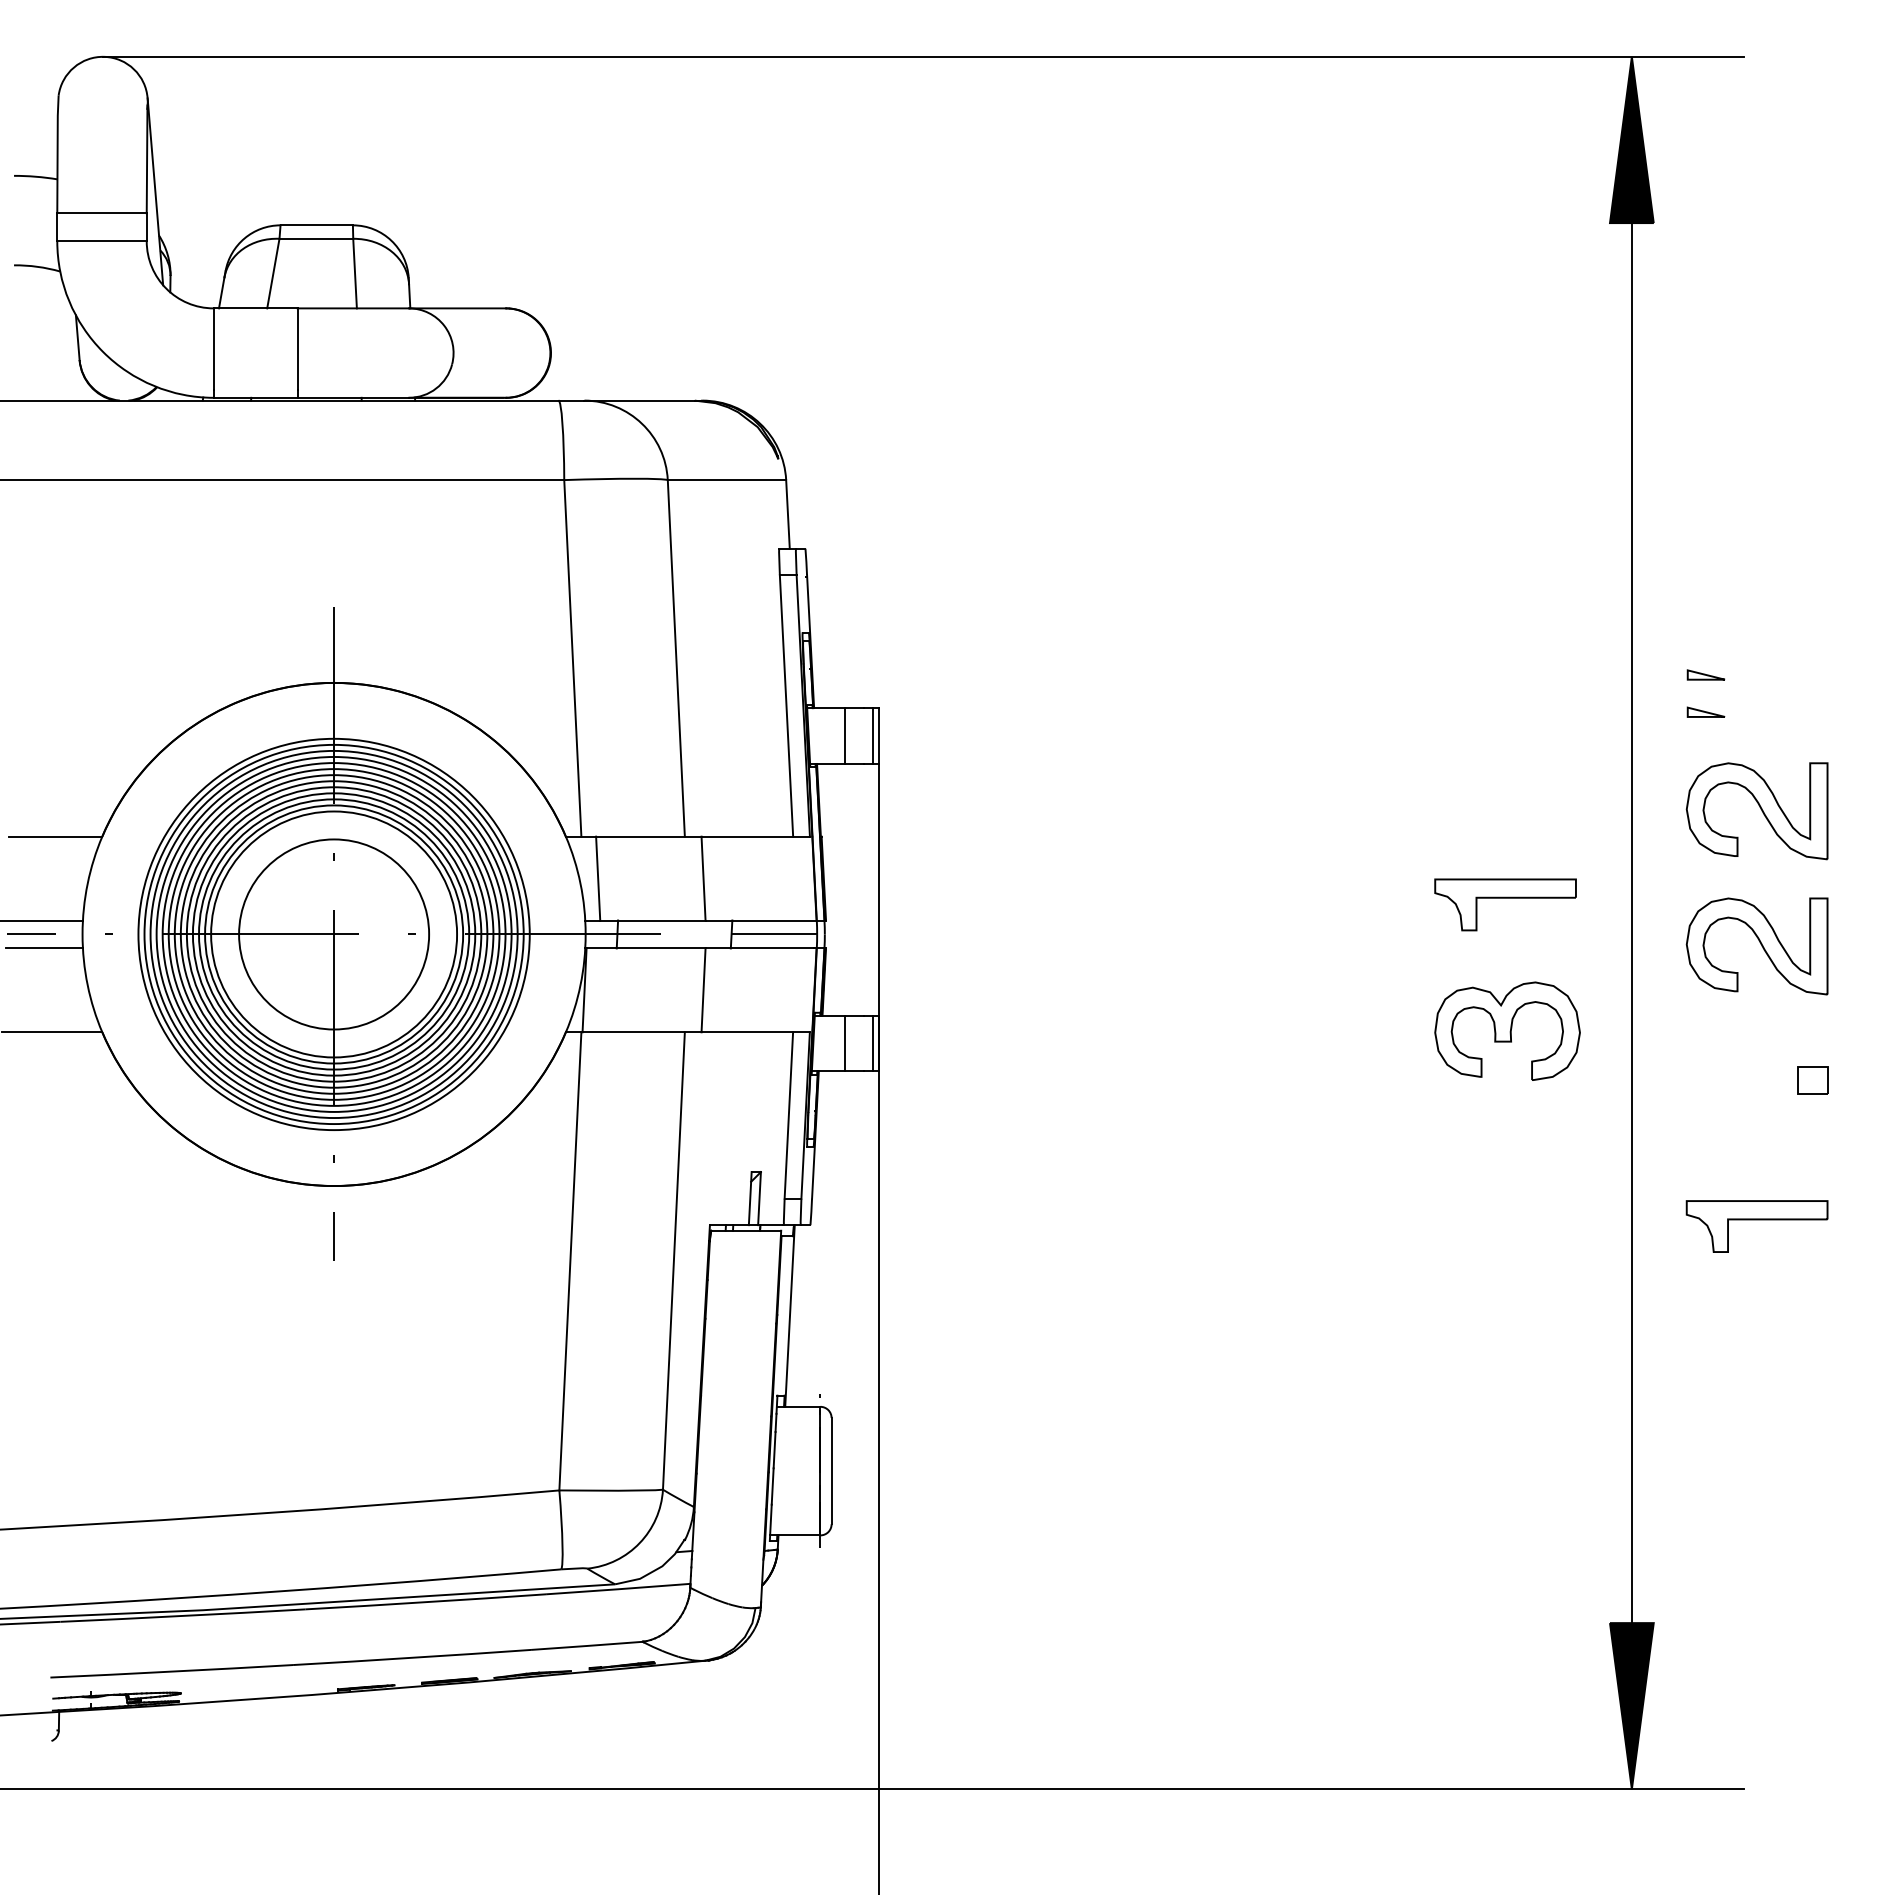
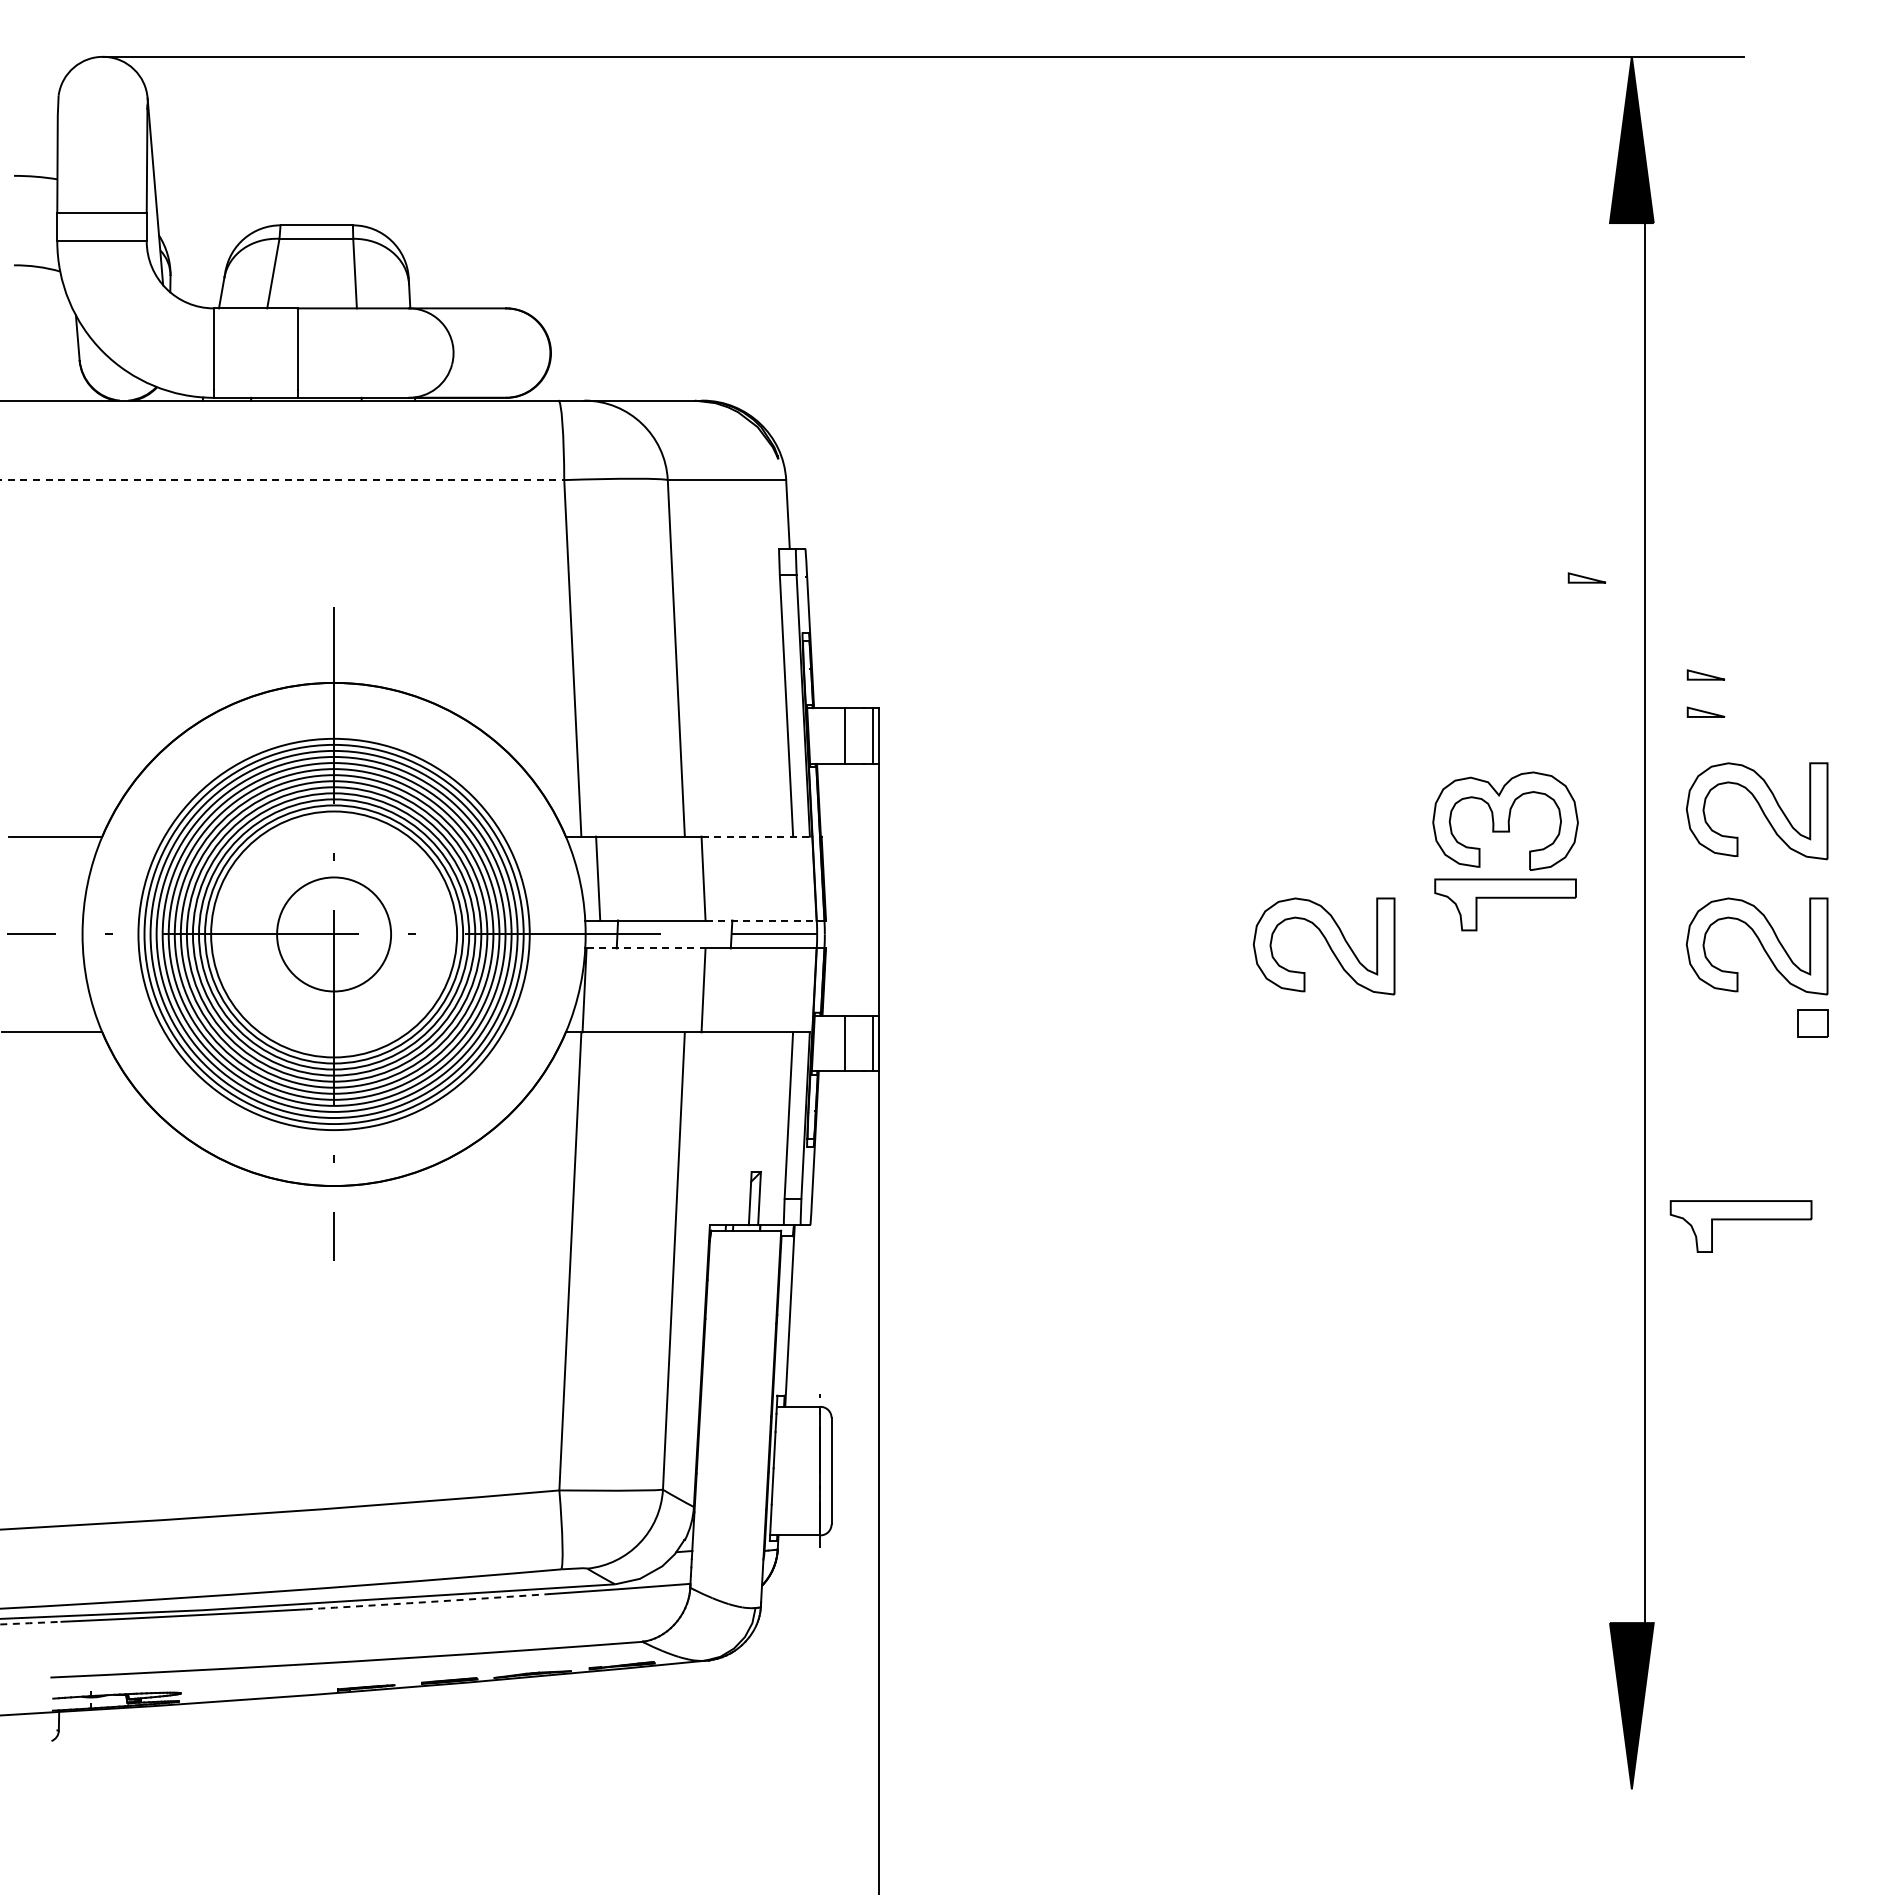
line: solid -> dashed (282, 480)
part: none -> present (1586, 577)
line: solid -> dashed (756, 836)
line: present -> none (42, 920)
line: solid -> dashed (761, 920)
line position: (1631, 923) -> (1644, 923) (1644, 923)
circle diameter: 190 px -> 114 px (334, 934)
part: none -> present (1323, 946)
line: present -> none (43, 948)
line: solid -> dashed (646, 948)
part position: (1507, 1030) -> (1505, 820) (1505, 820)
part position: (1812, 1080) -> (1812, 1023) (1812, 1023)
part position: (1756, 1226) -> (1740, 1226) (1740, 1226)
arc: solid -> dashed (425, 1602)
arc: solid -> dashed (30, 1623)
line: present -> none (872, 1789)
